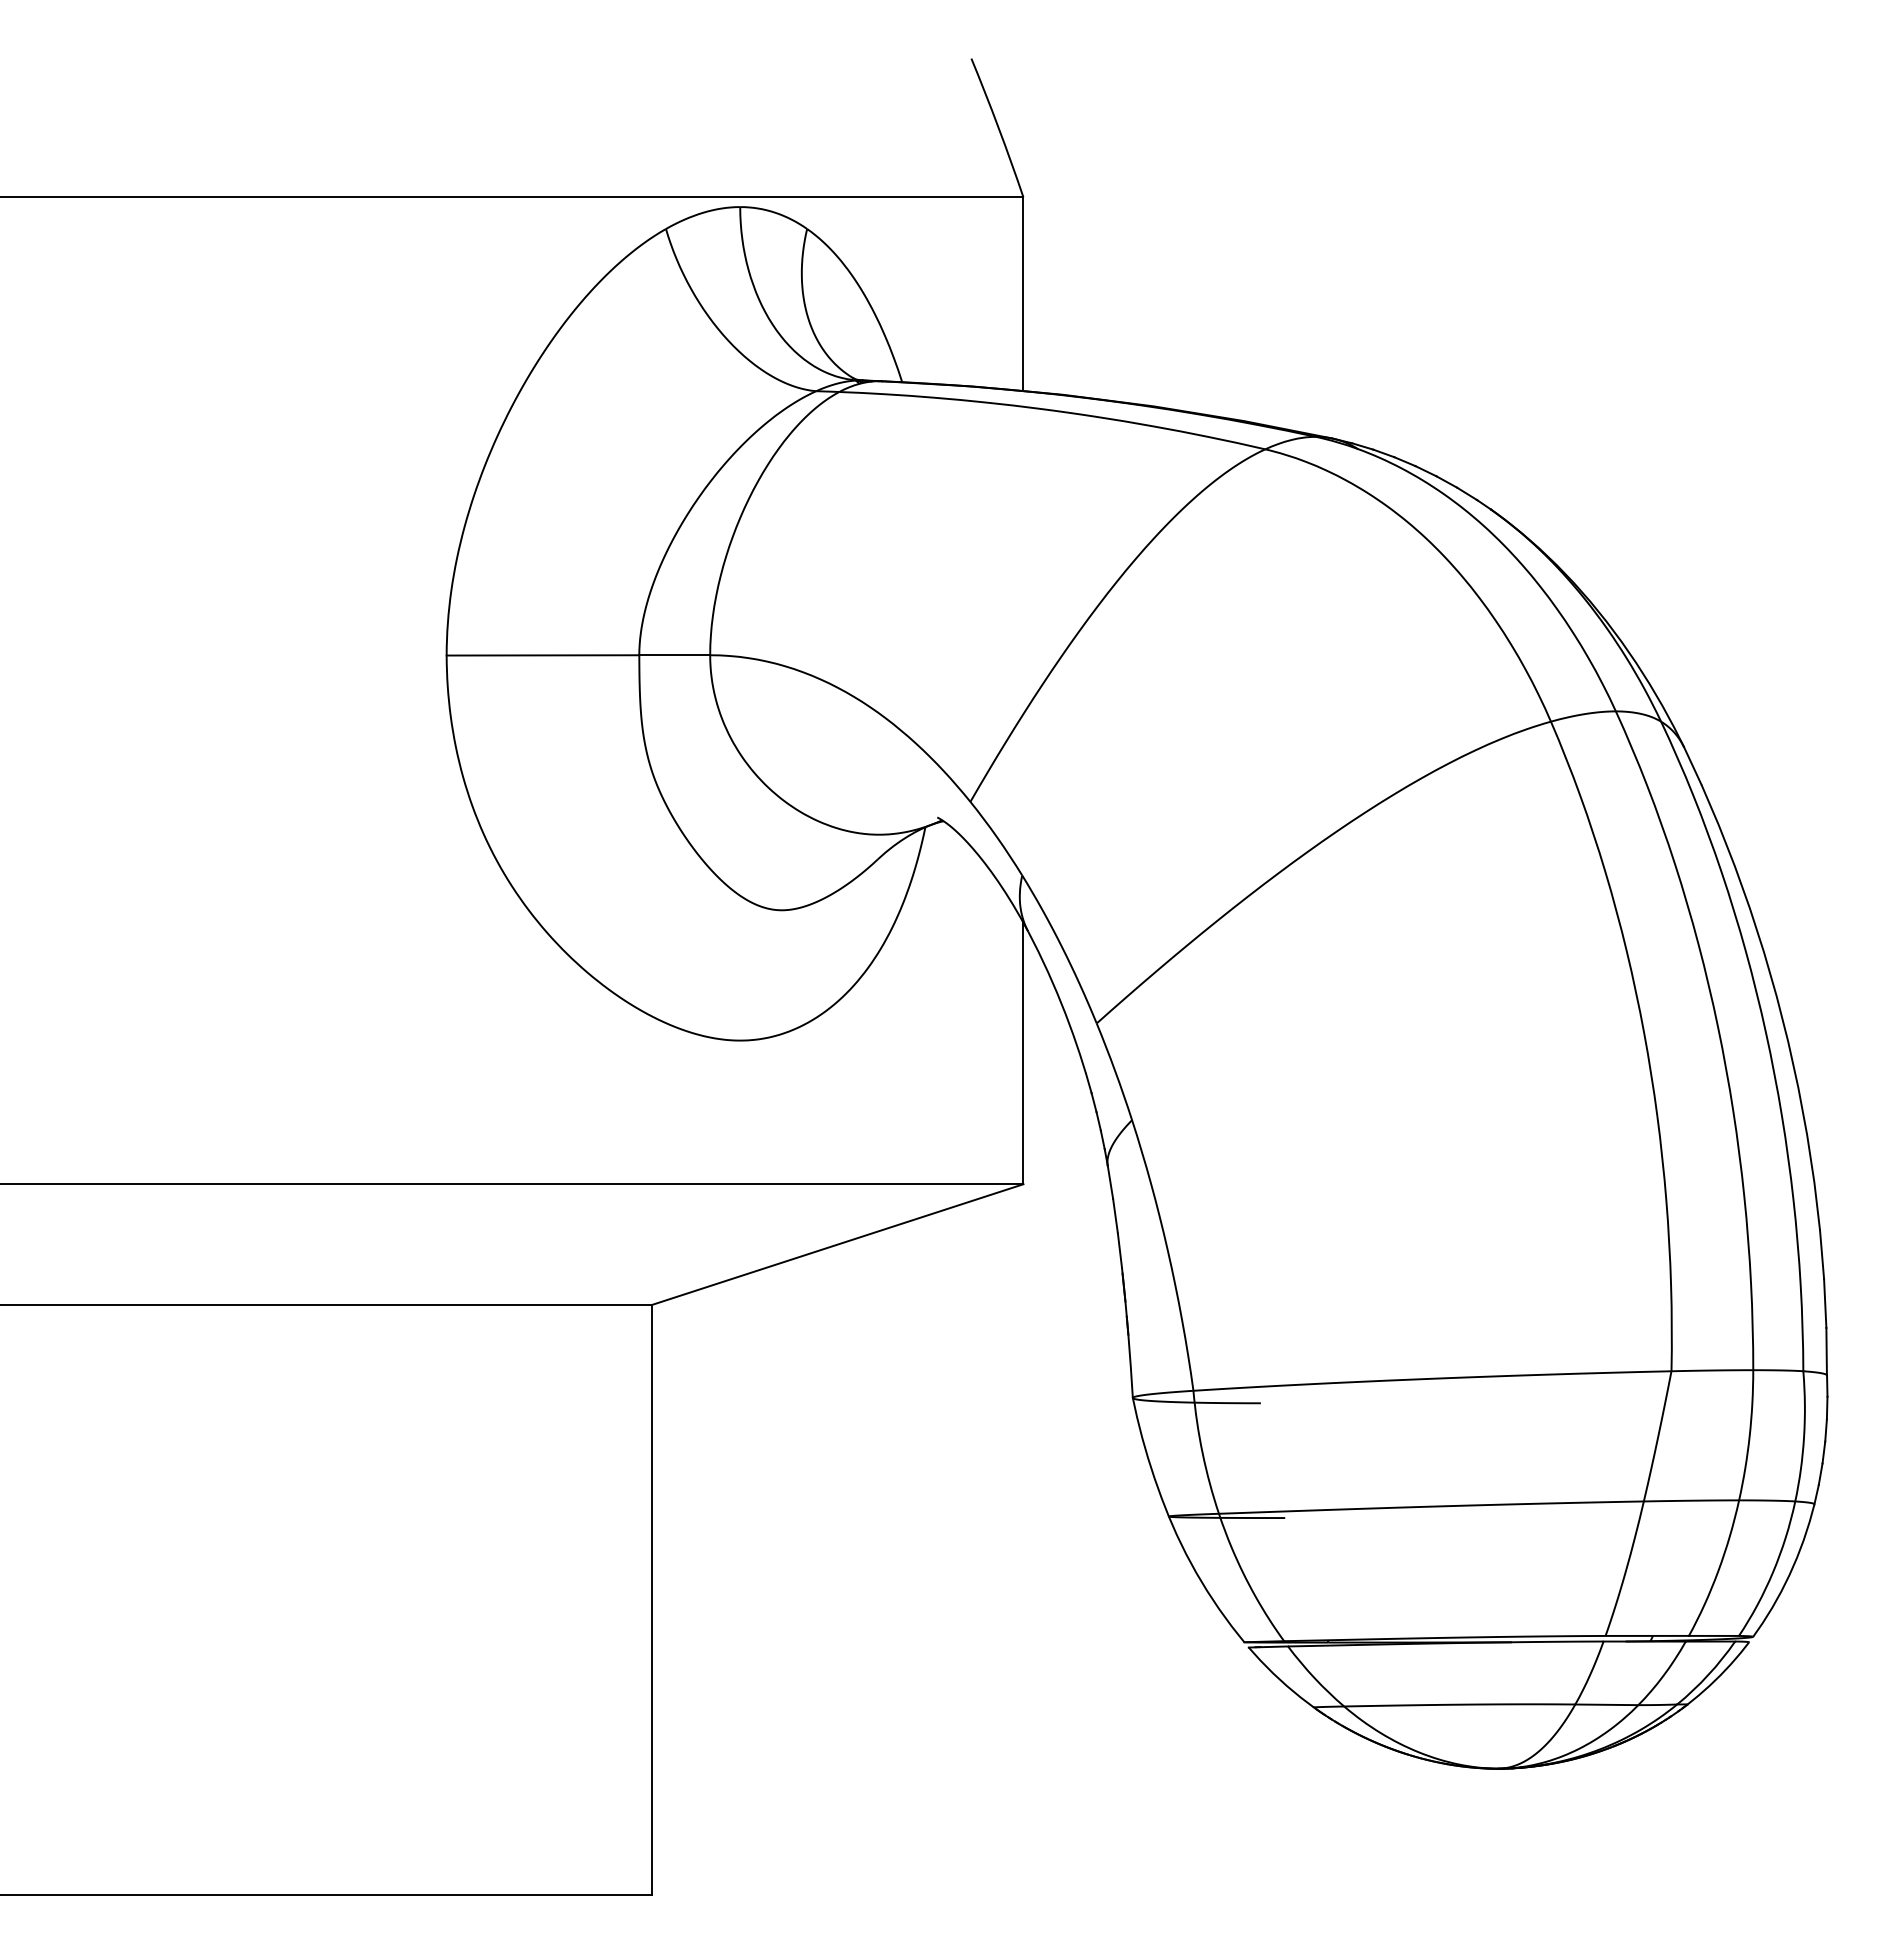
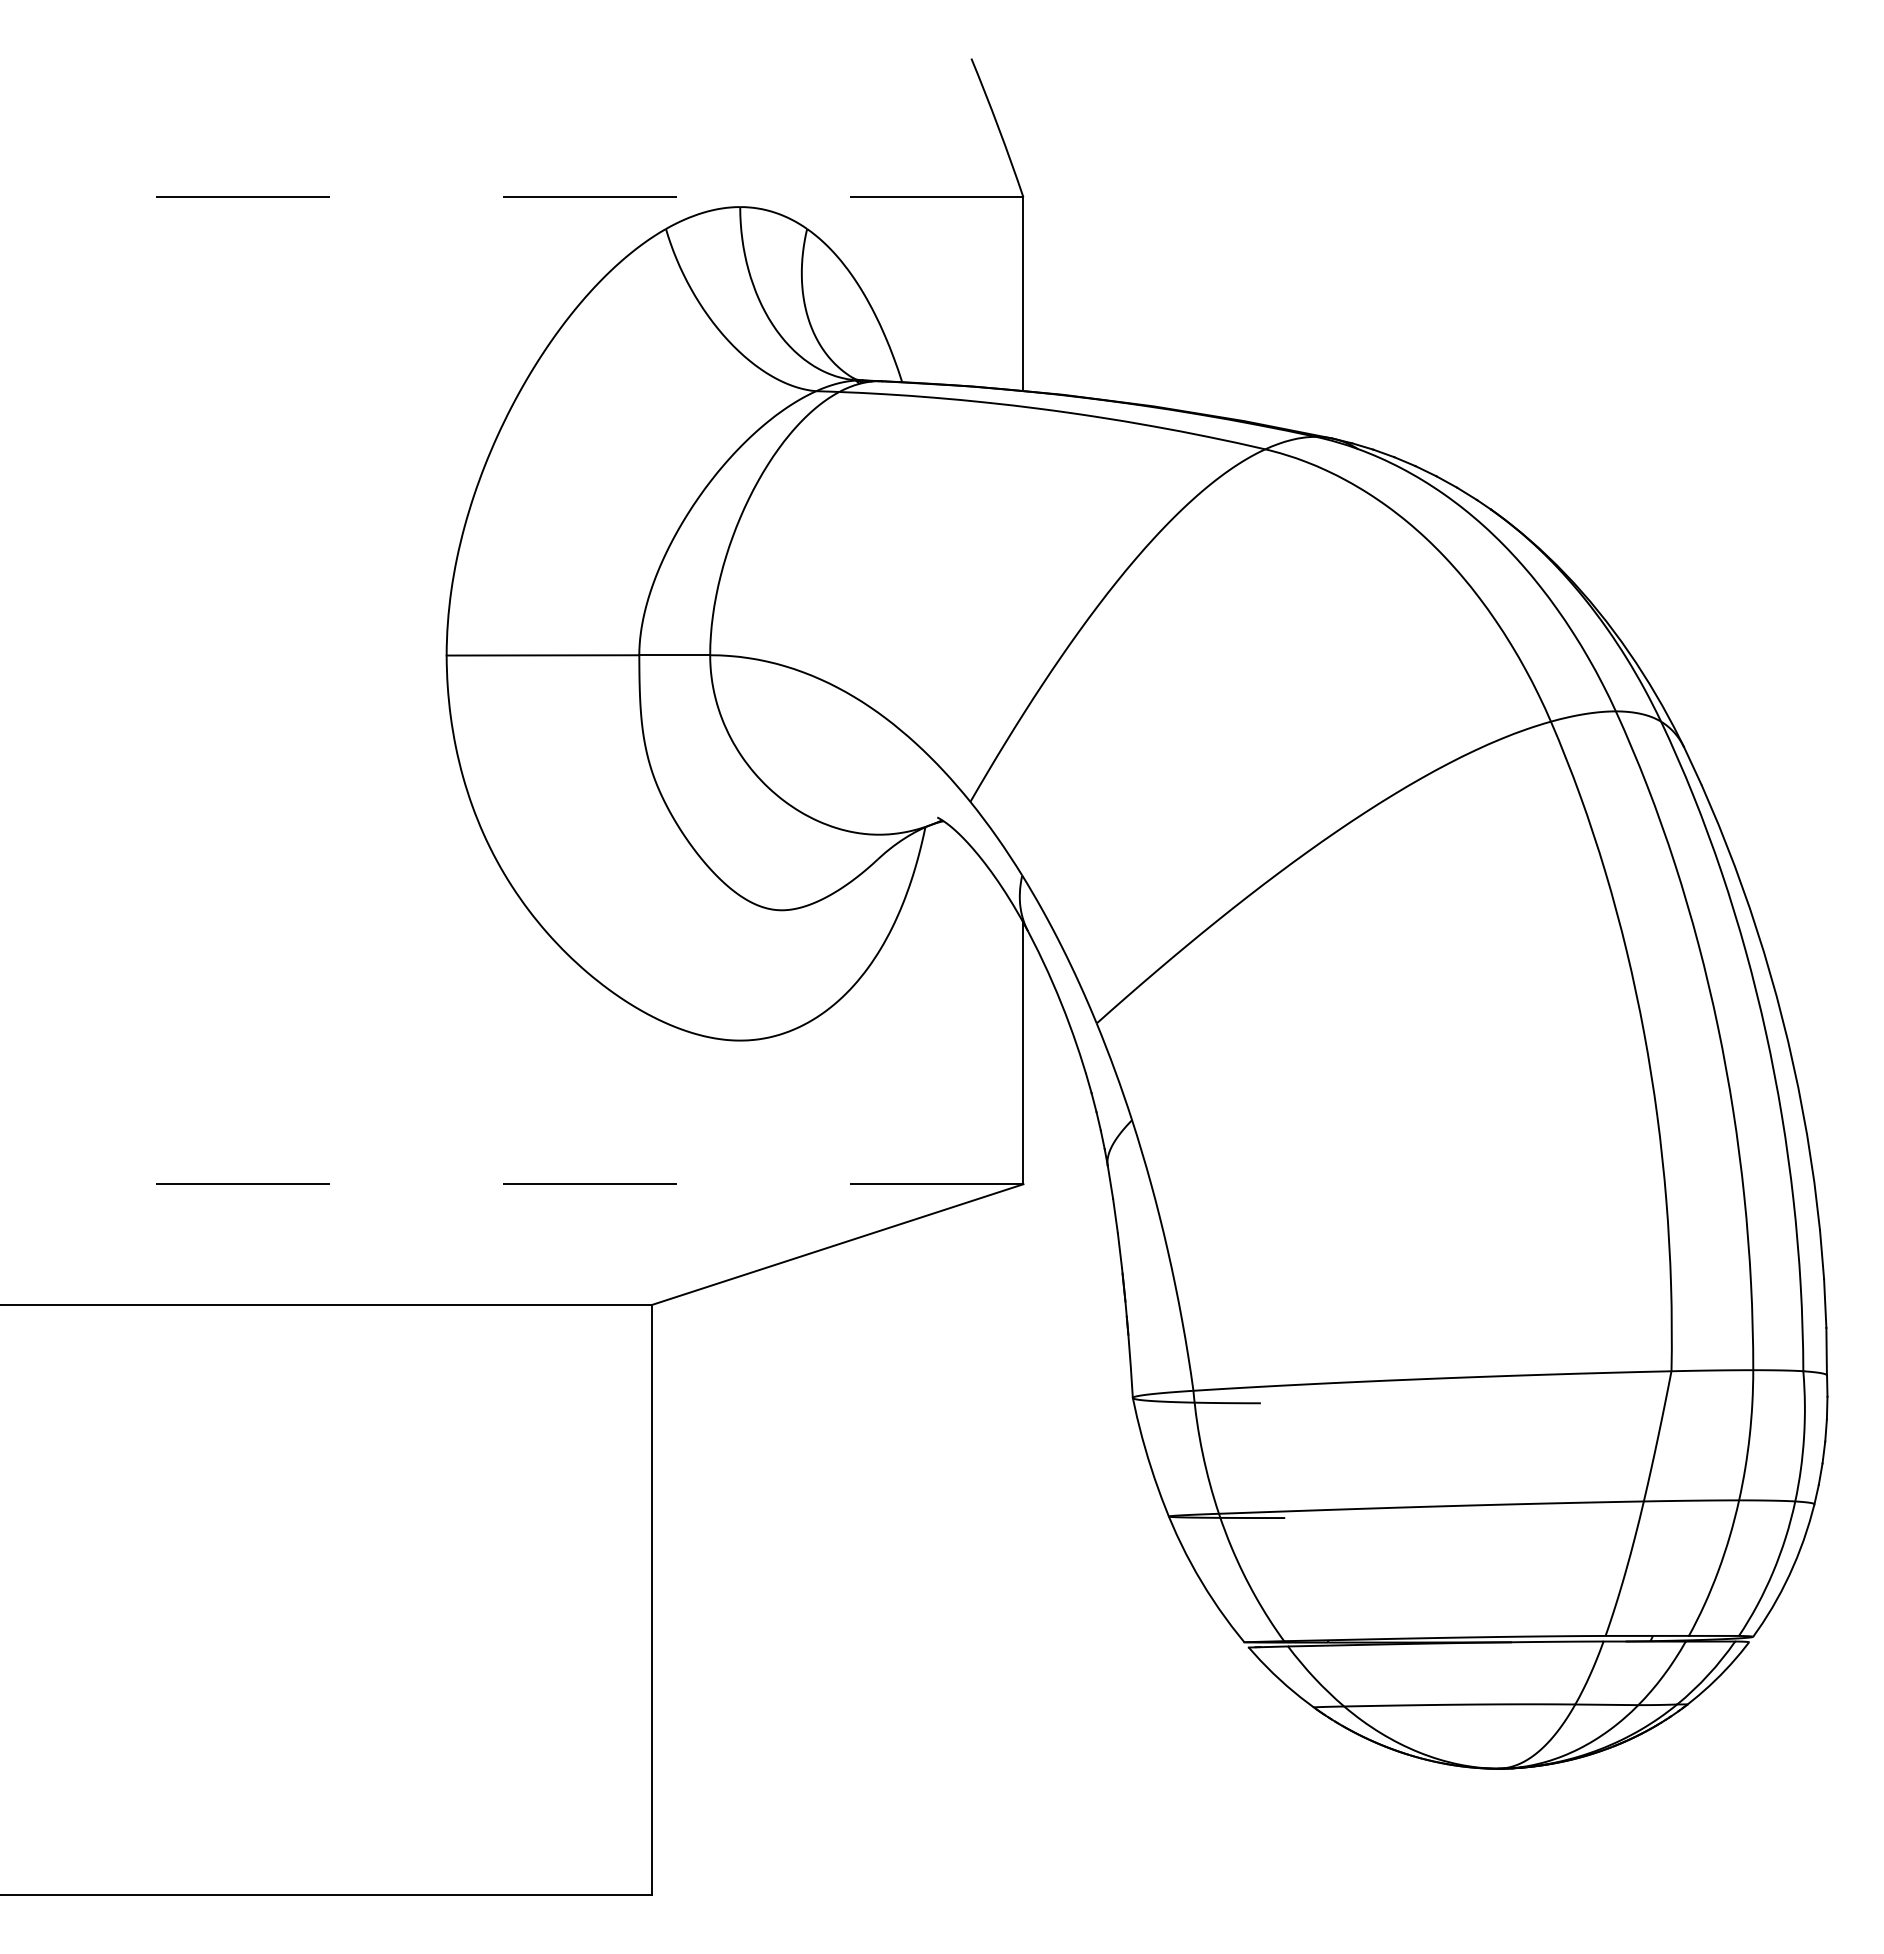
line: solid -> dashed (511, 197)
line: solid -> dashed (511, 1184)
